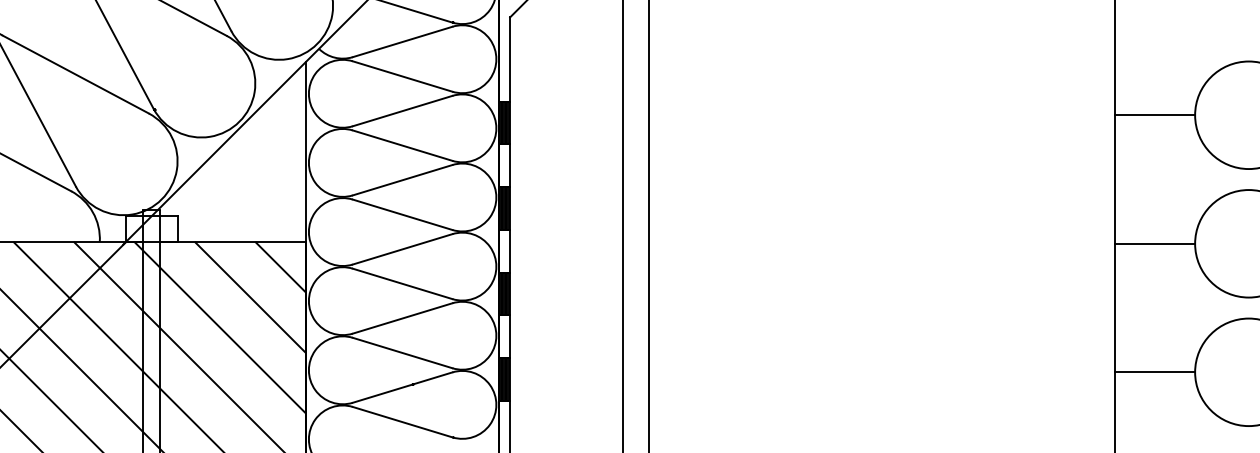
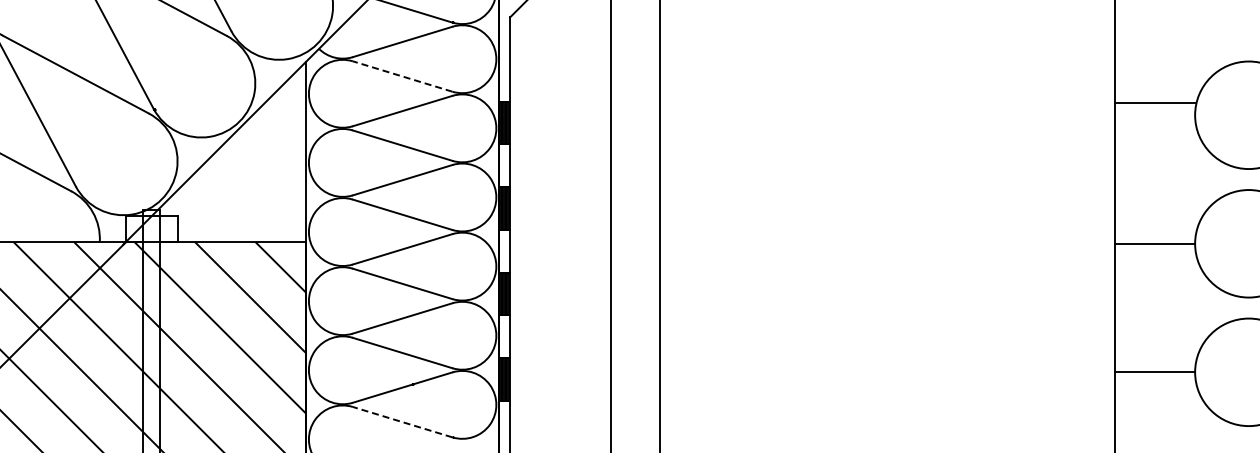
line: solid -> dashed (402, 76)
line position: (1154, 115) -> (1154, 103) (1154, 103)
line position: (623, 225) -> (611, 225) (611, 225)
line position: (648, 225) -> (659, 225) (659, 225)
line: solid -> dashed (402, 422)
